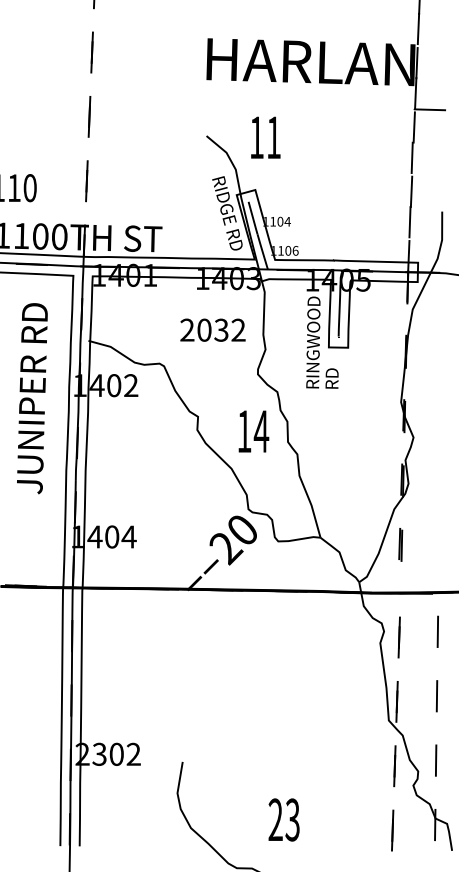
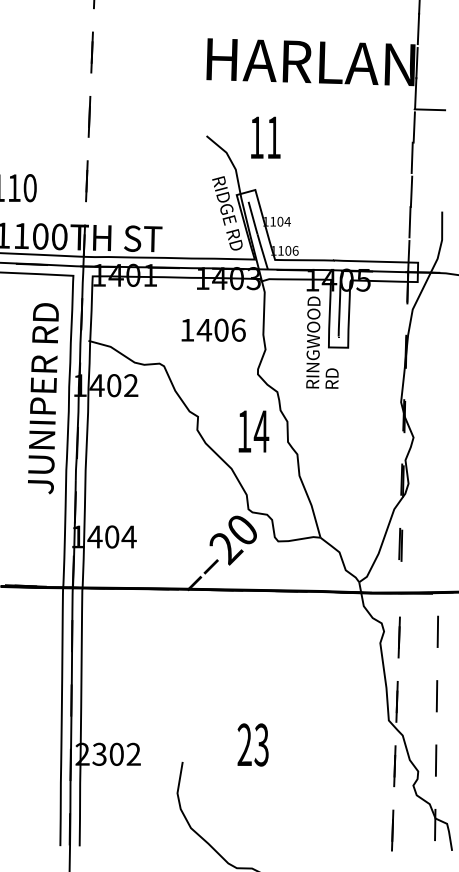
text: 2032 -> 1406 (212, 329)
text position: (32, 398) -> (43, 398) (43, 398)
text position: (283, 819) -> (252, 744) (252, 744)
